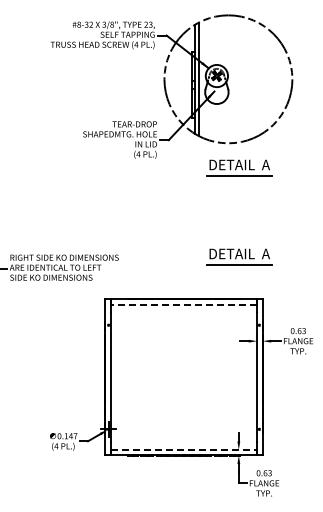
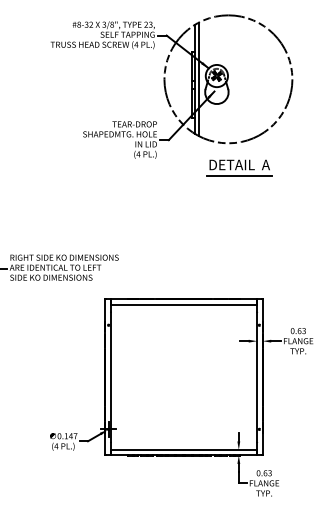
part: present -> none (239, 256)
line: dashed -> solid (184, 304)
line: dashed -> solid (184, 449)
